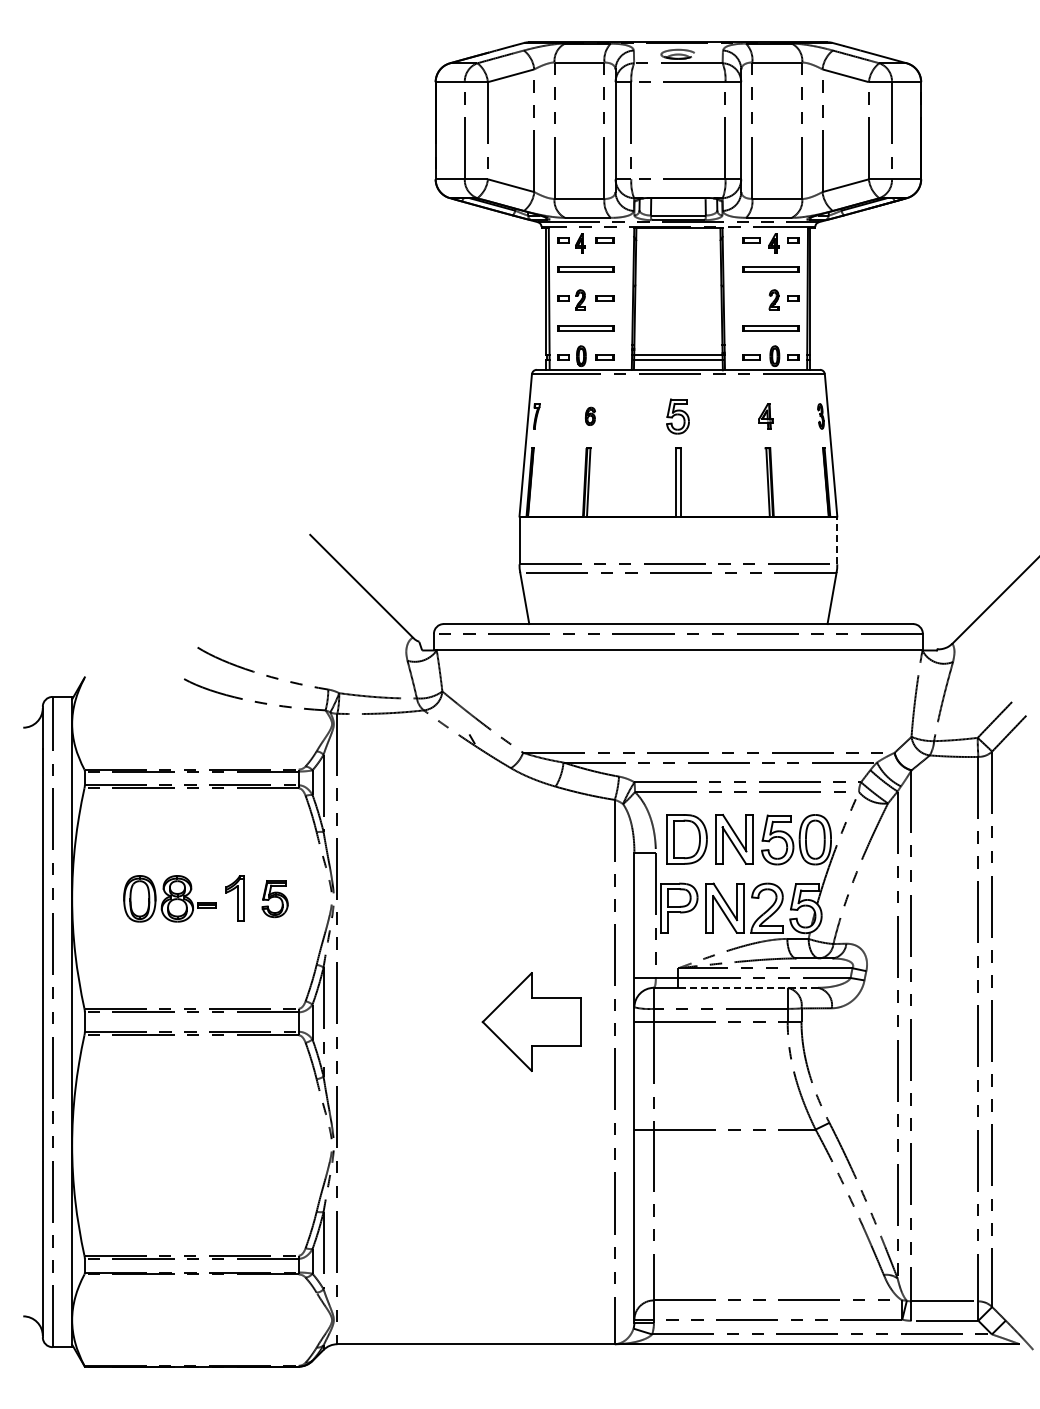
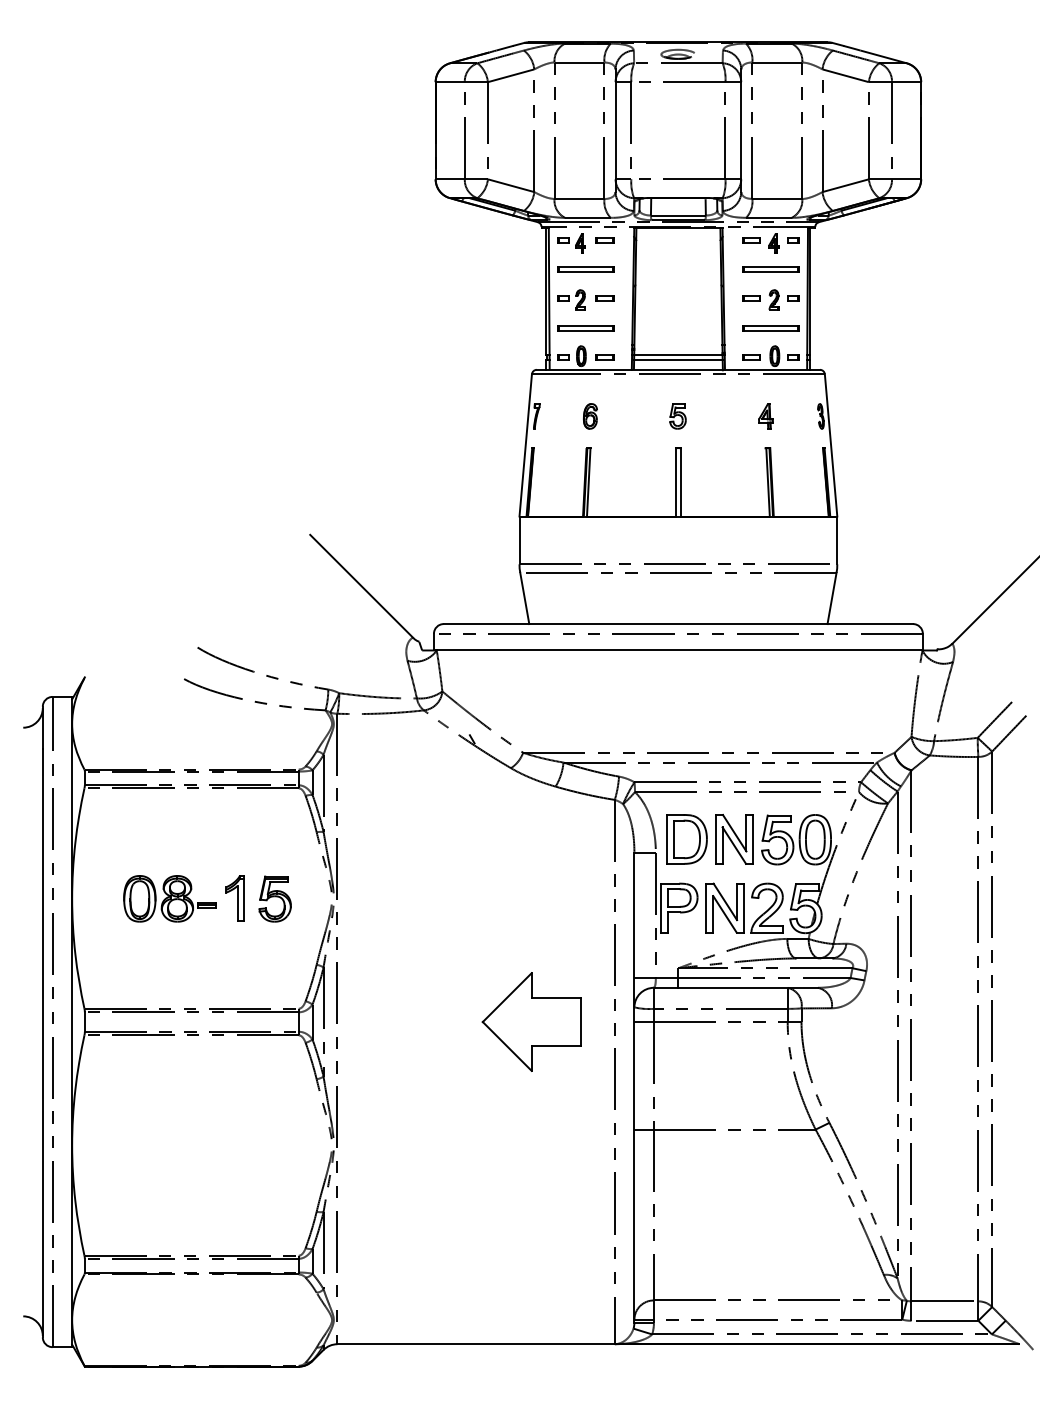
part: none -> present (751, 298)
part size: 11x20 px -> 15x27 px (590, 416)
part size: 24x37 px -> 18x27 px (677, 416)
line: dashed -> solid (837, 540)
part size: 28x39 px -> 34x48 px (274, 898)
line: dashed -> solid (748, 987)
